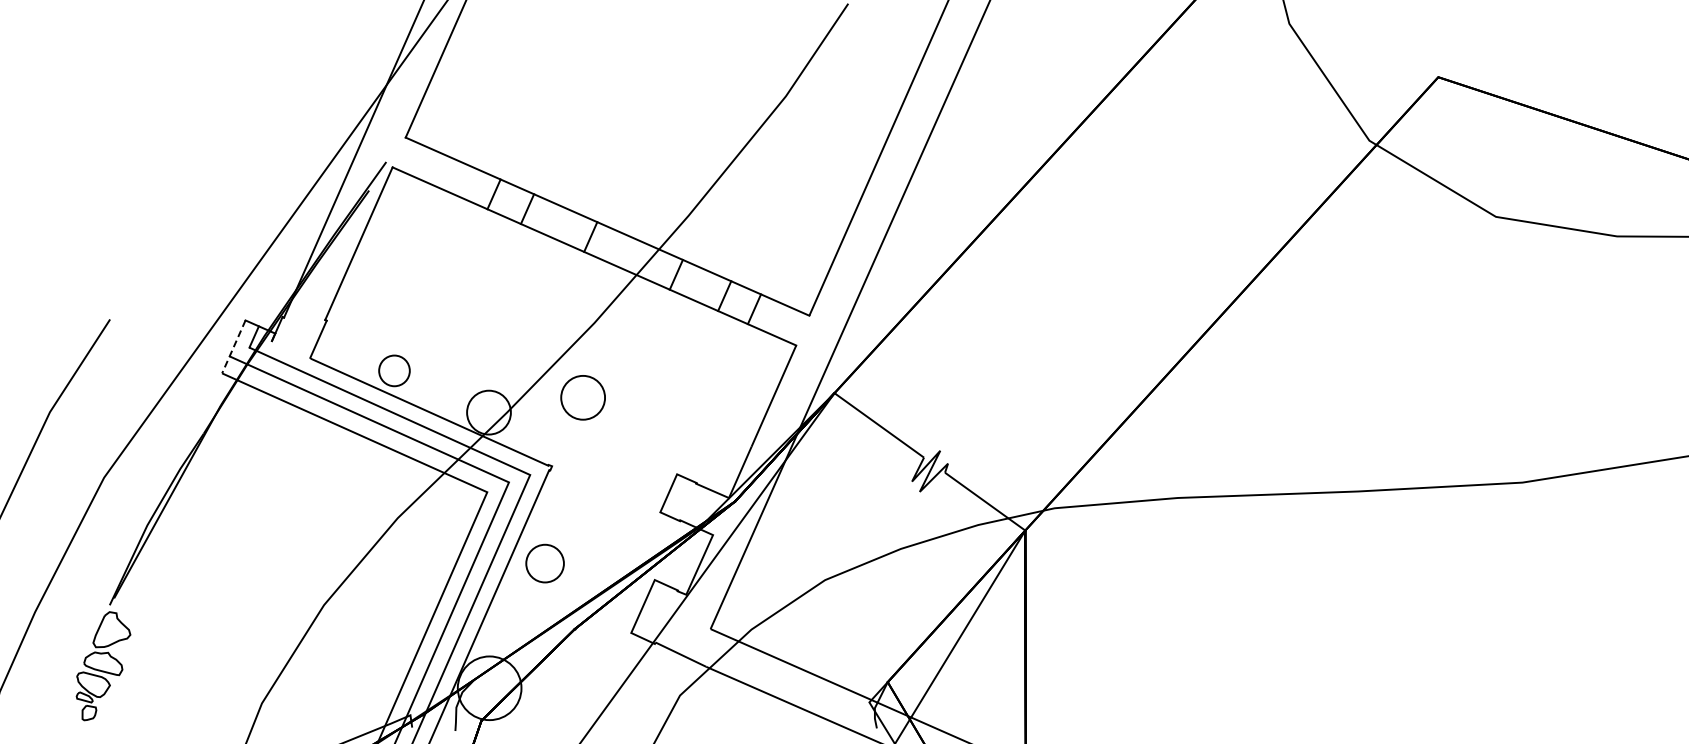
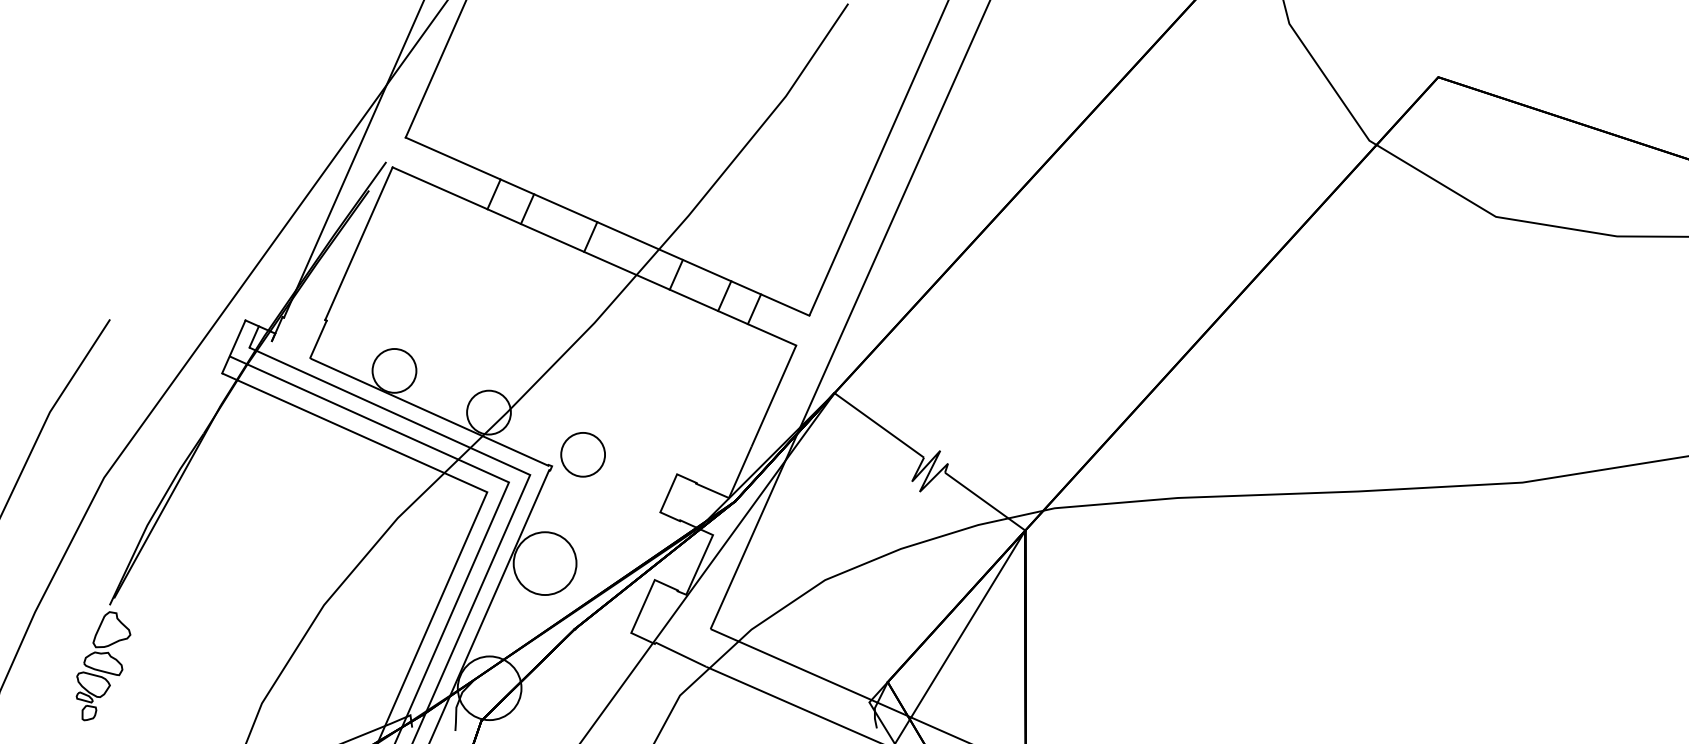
line: dashed -> solid (233, 346)
circle diameter: 31 px -> 44 px (394, 370)
circle position: (582, 397) -> (582, 454) (582, 454)
circle diameter: 38 px -> 63 px (544, 563)
